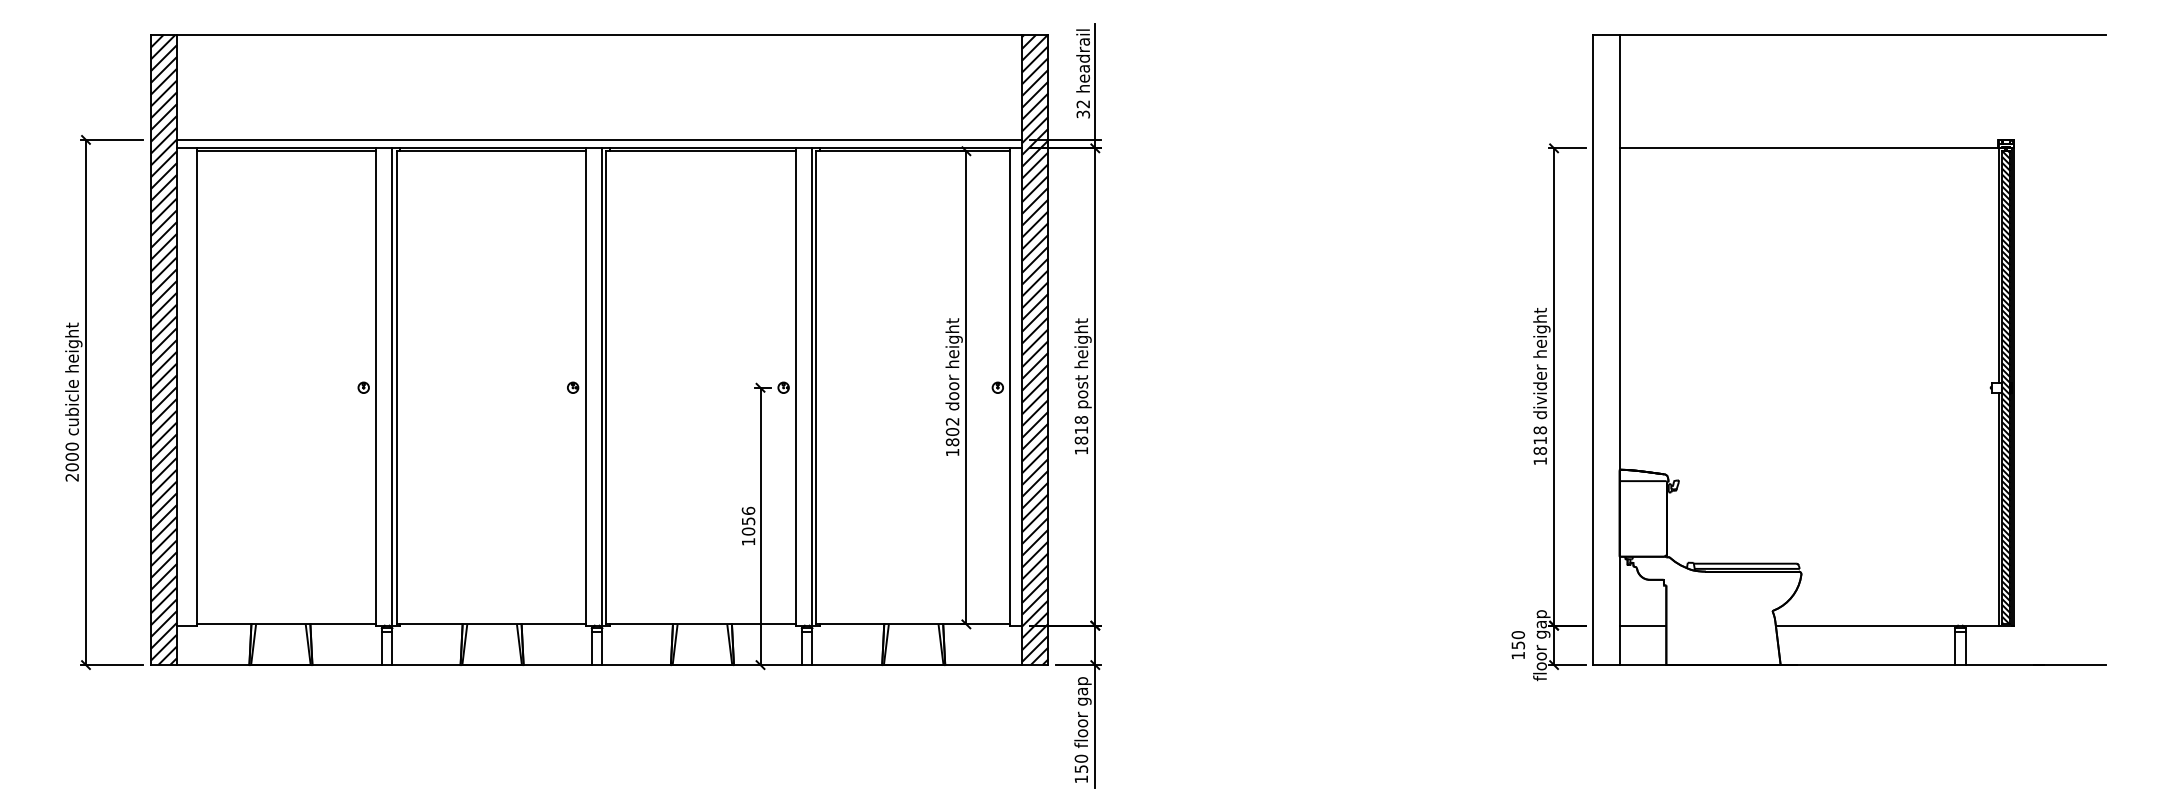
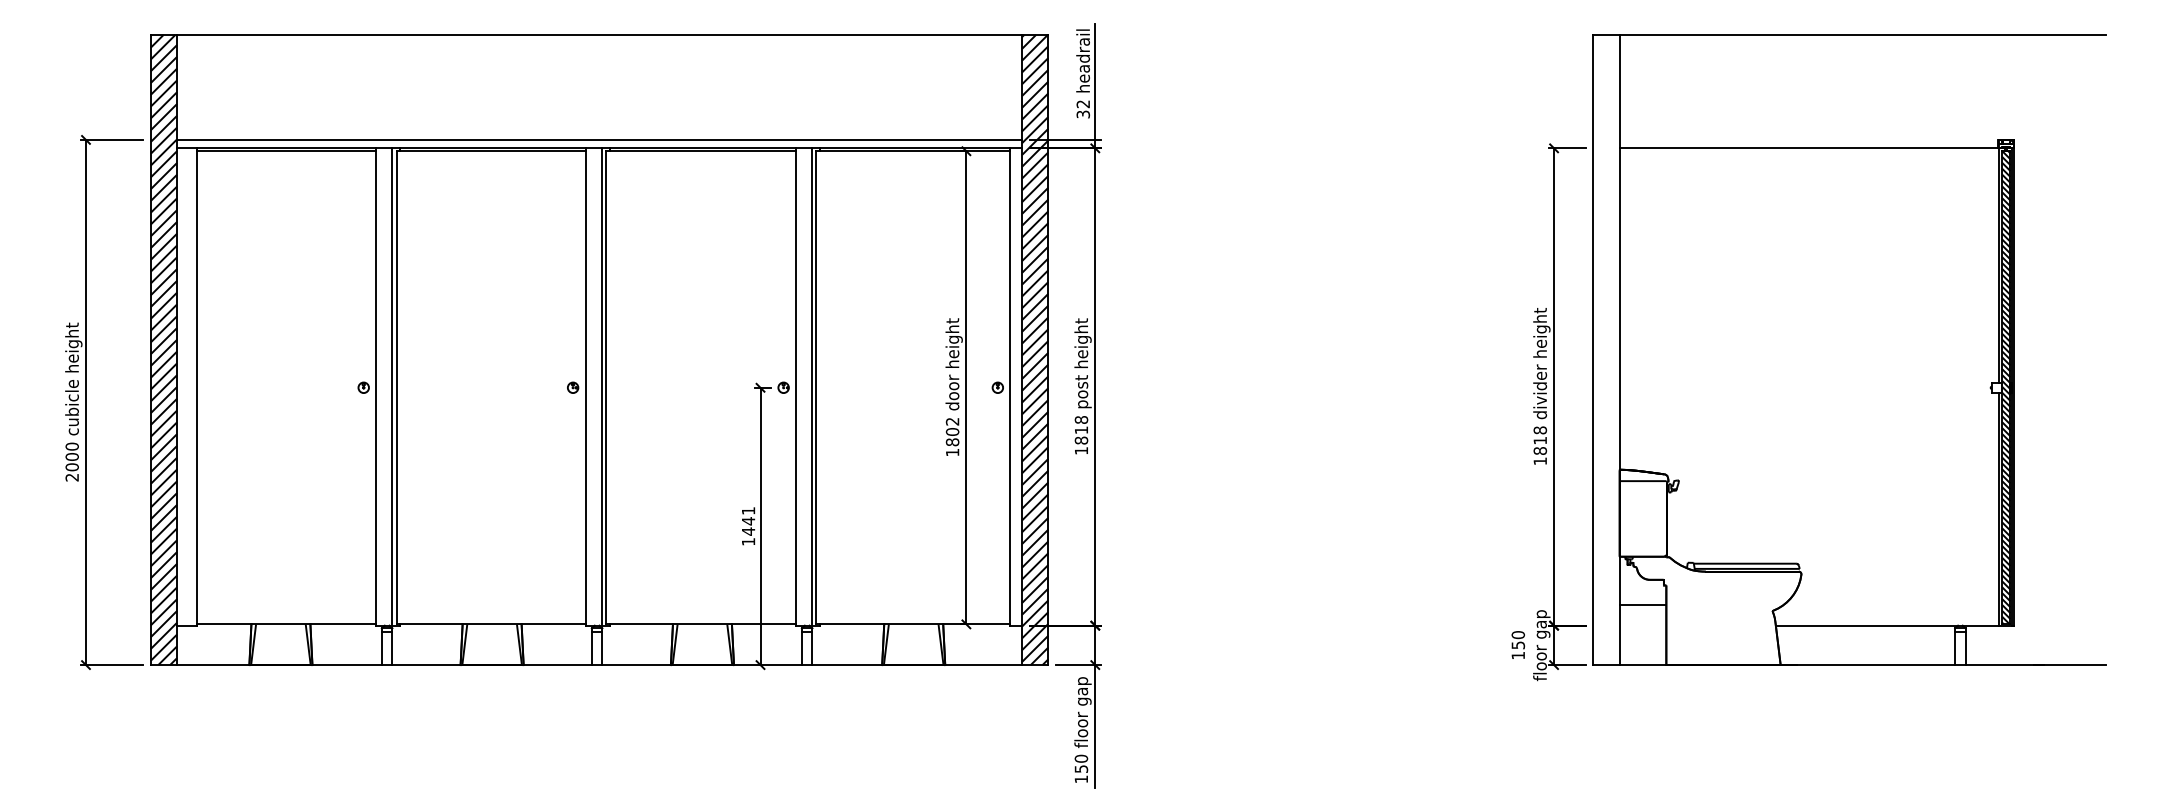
text: 1056 -> 1441 (748, 520)
line position: (1642, 625) -> (1642, 604) (1642, 604)
